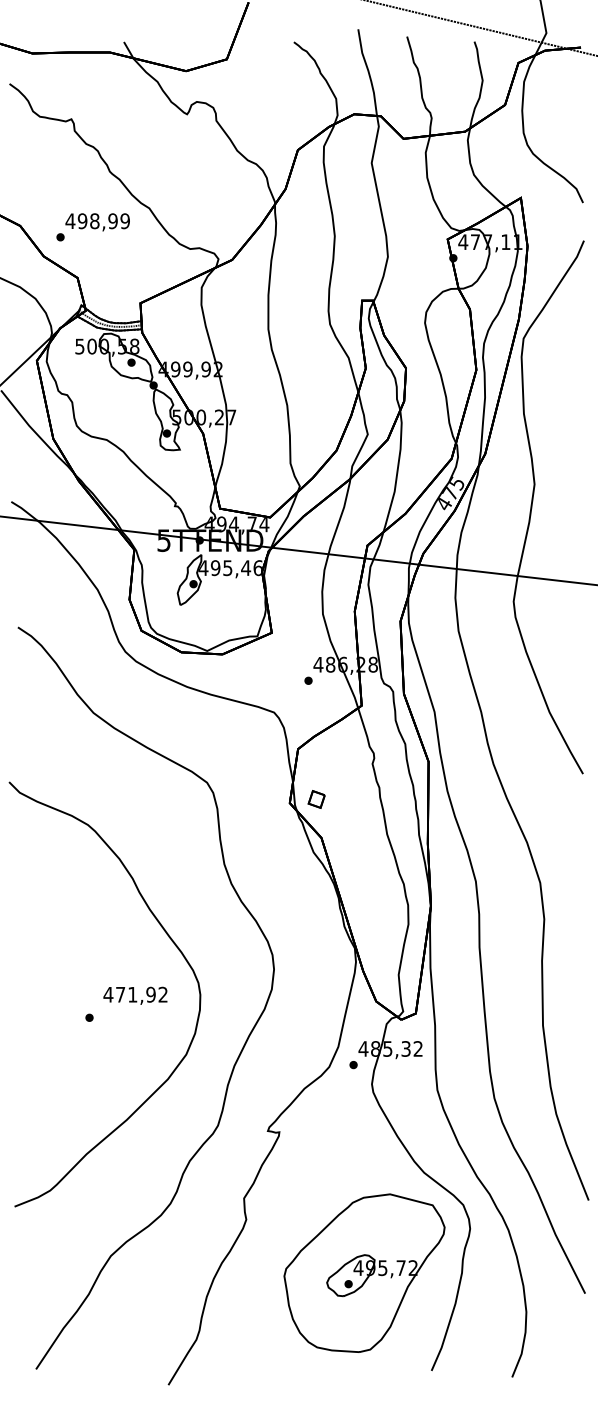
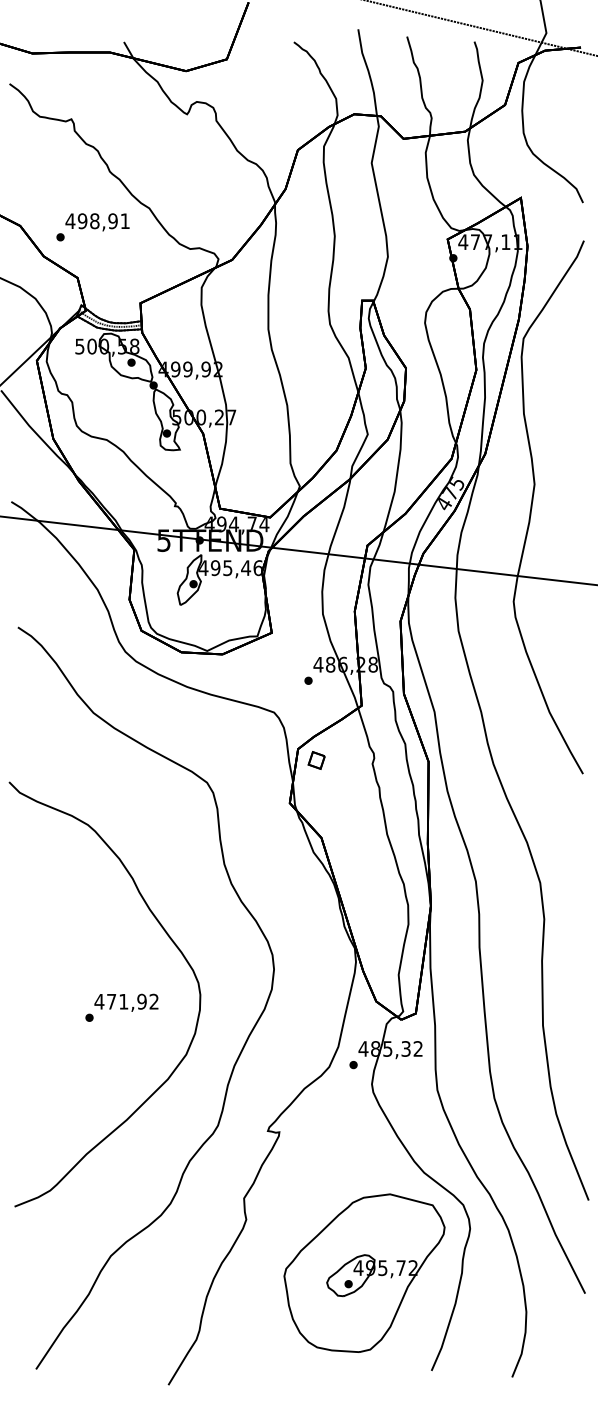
text: 498,99 -> 498,91 (124, 221)
part position: (316, 799) -> (316, 760) (316, 760)
text position: (135, 995) -> (126, 1002) (126, 1002)
